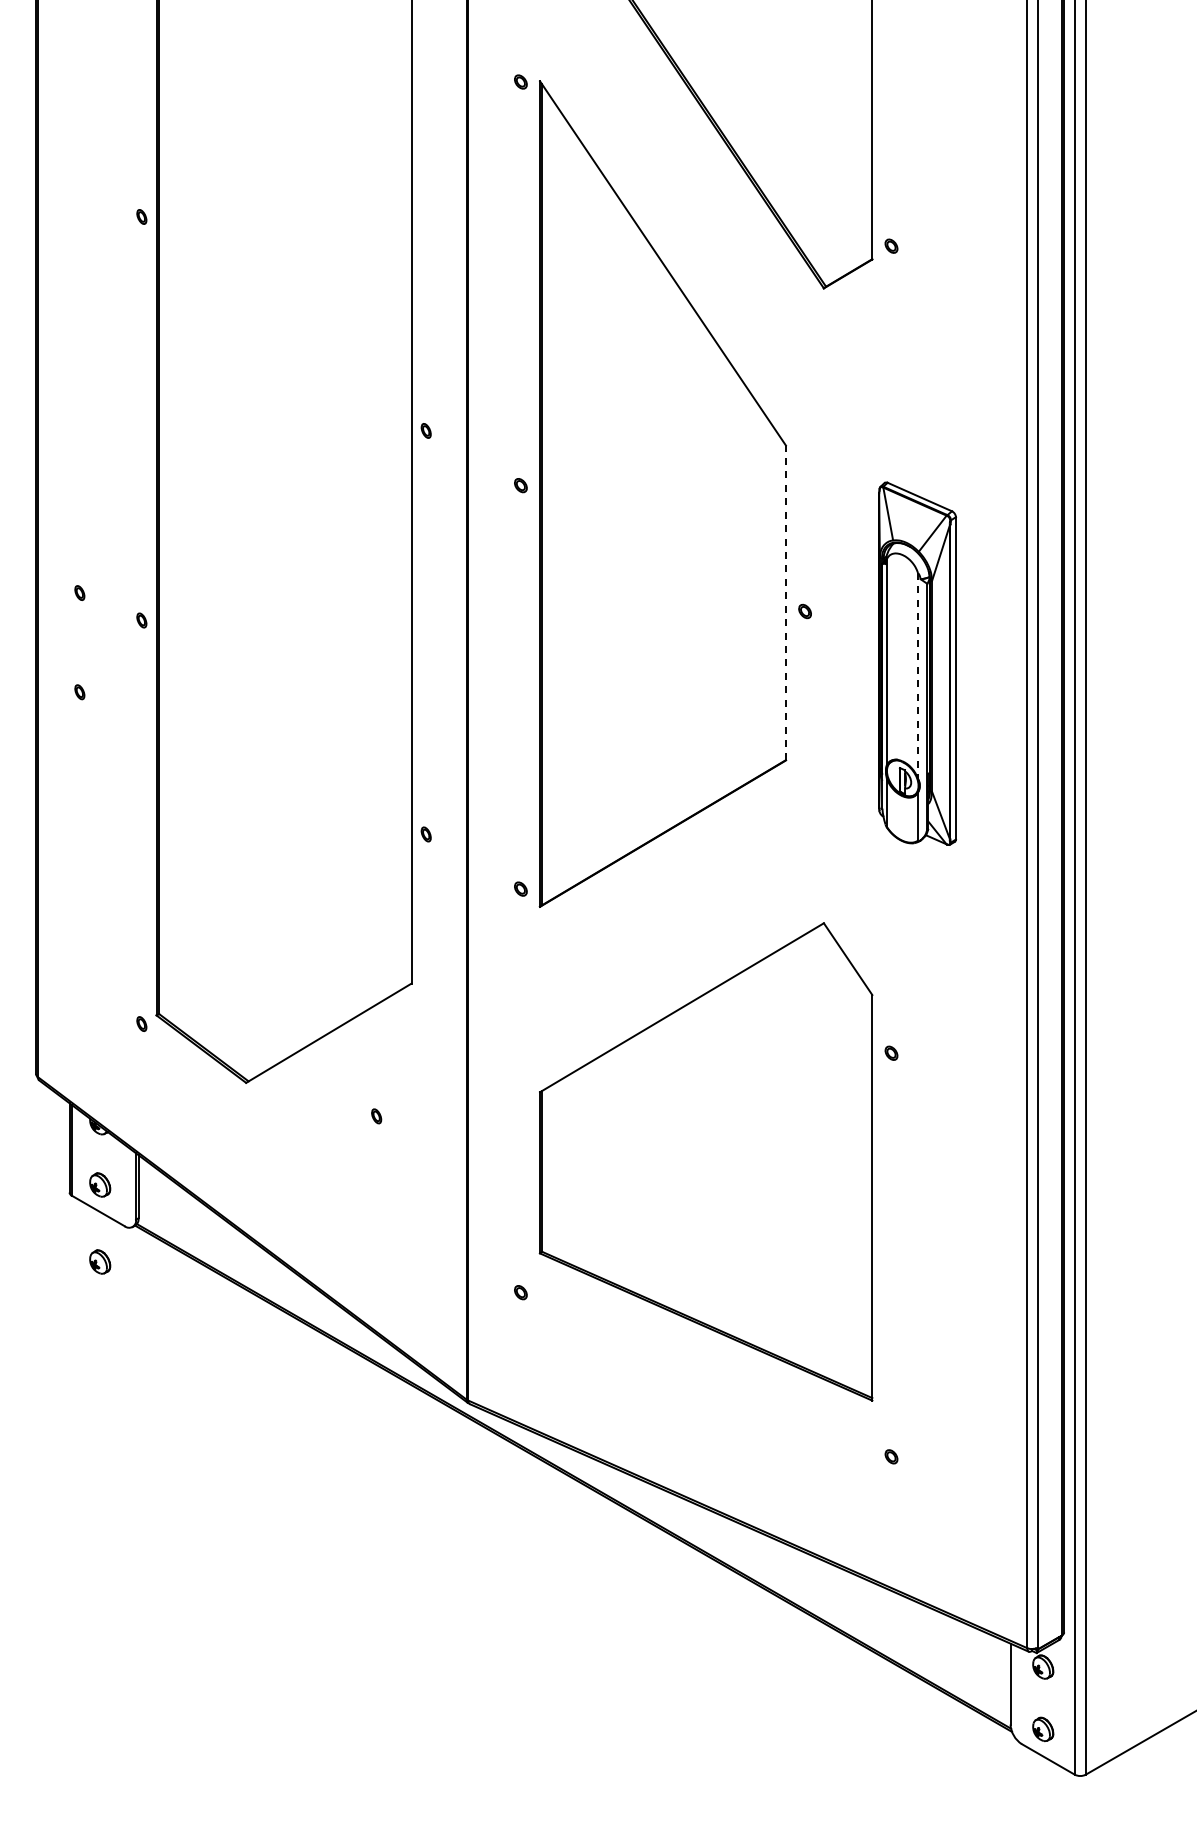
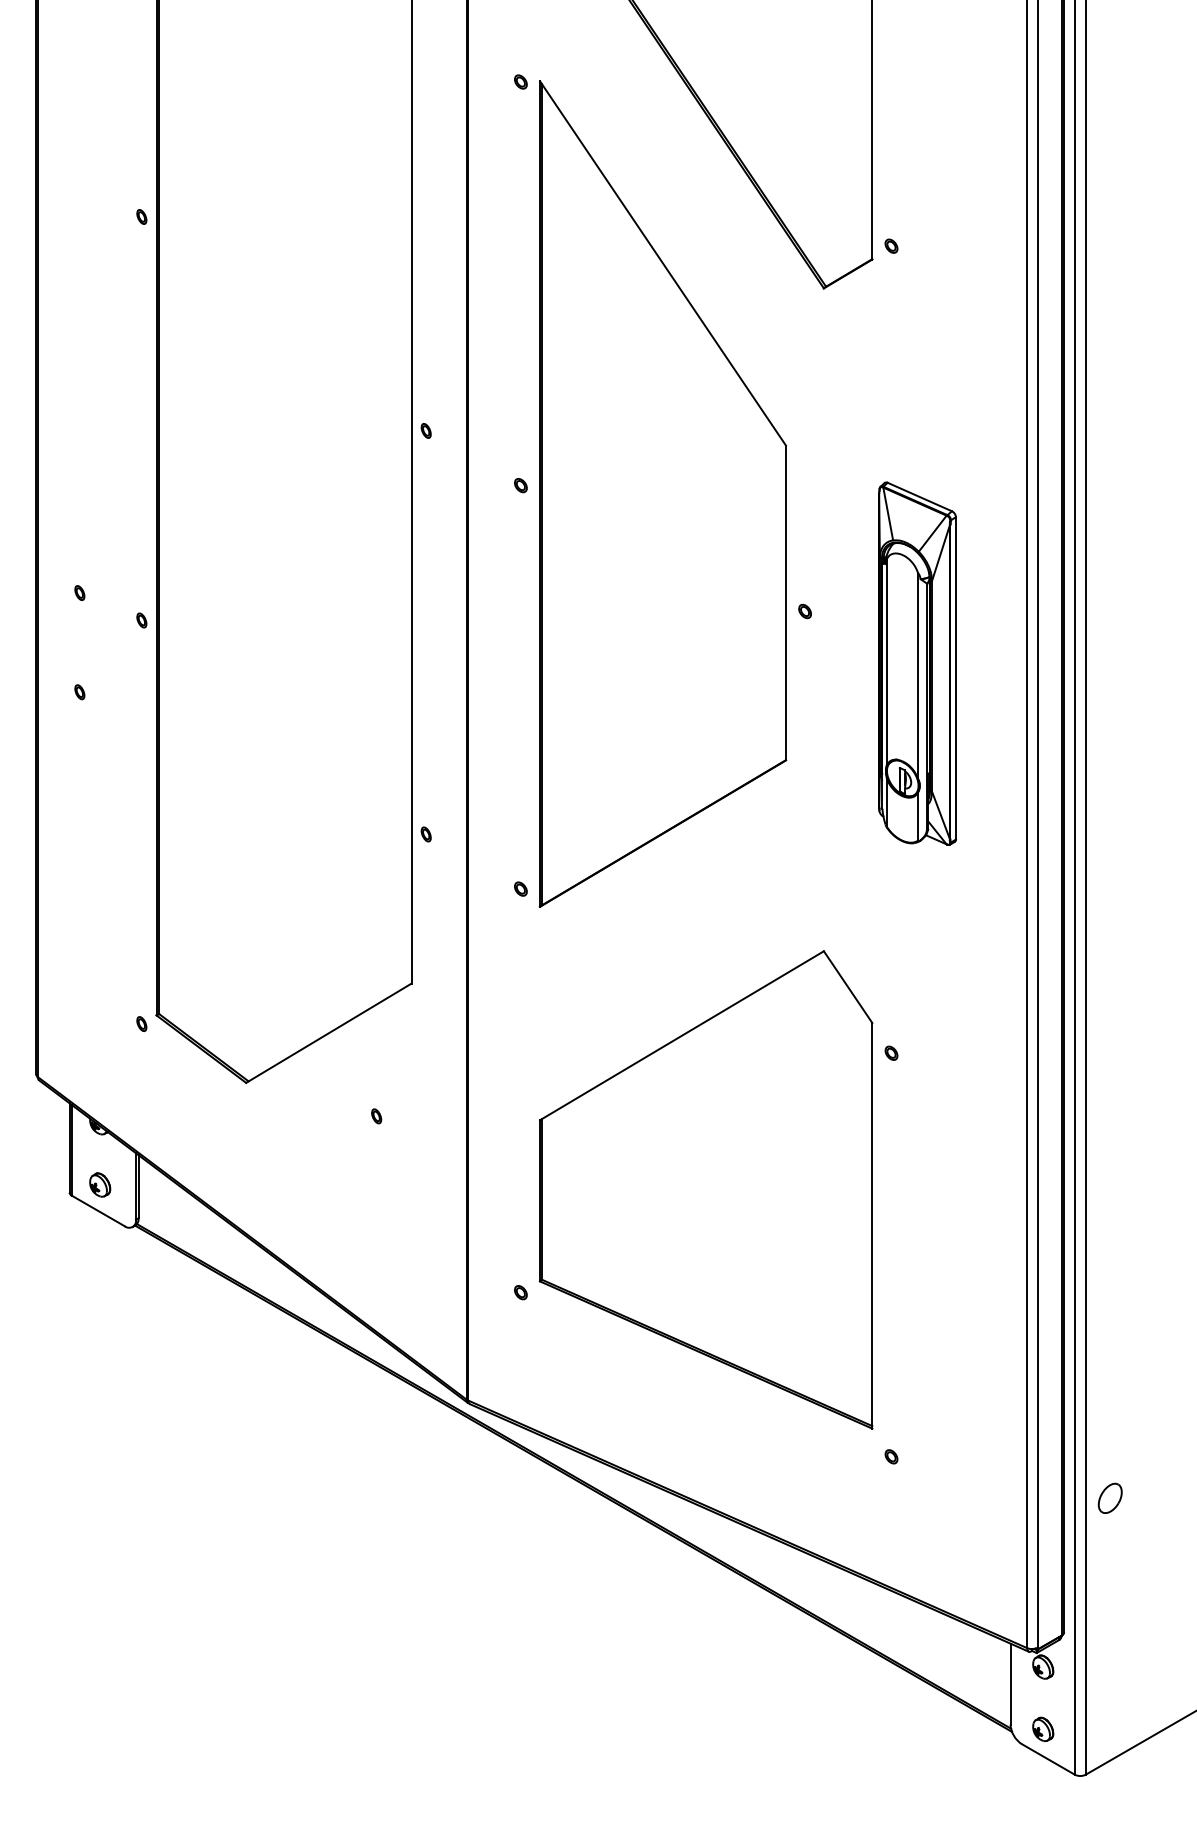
line: dashed -> solid (785, 602)
line: dashed -> solid (917, 675)
part position: (705, 1161) -> (705, 1189) (705, 1189)
part: present -> none (100, 1261)
part: none -> present (1109, 1497)
